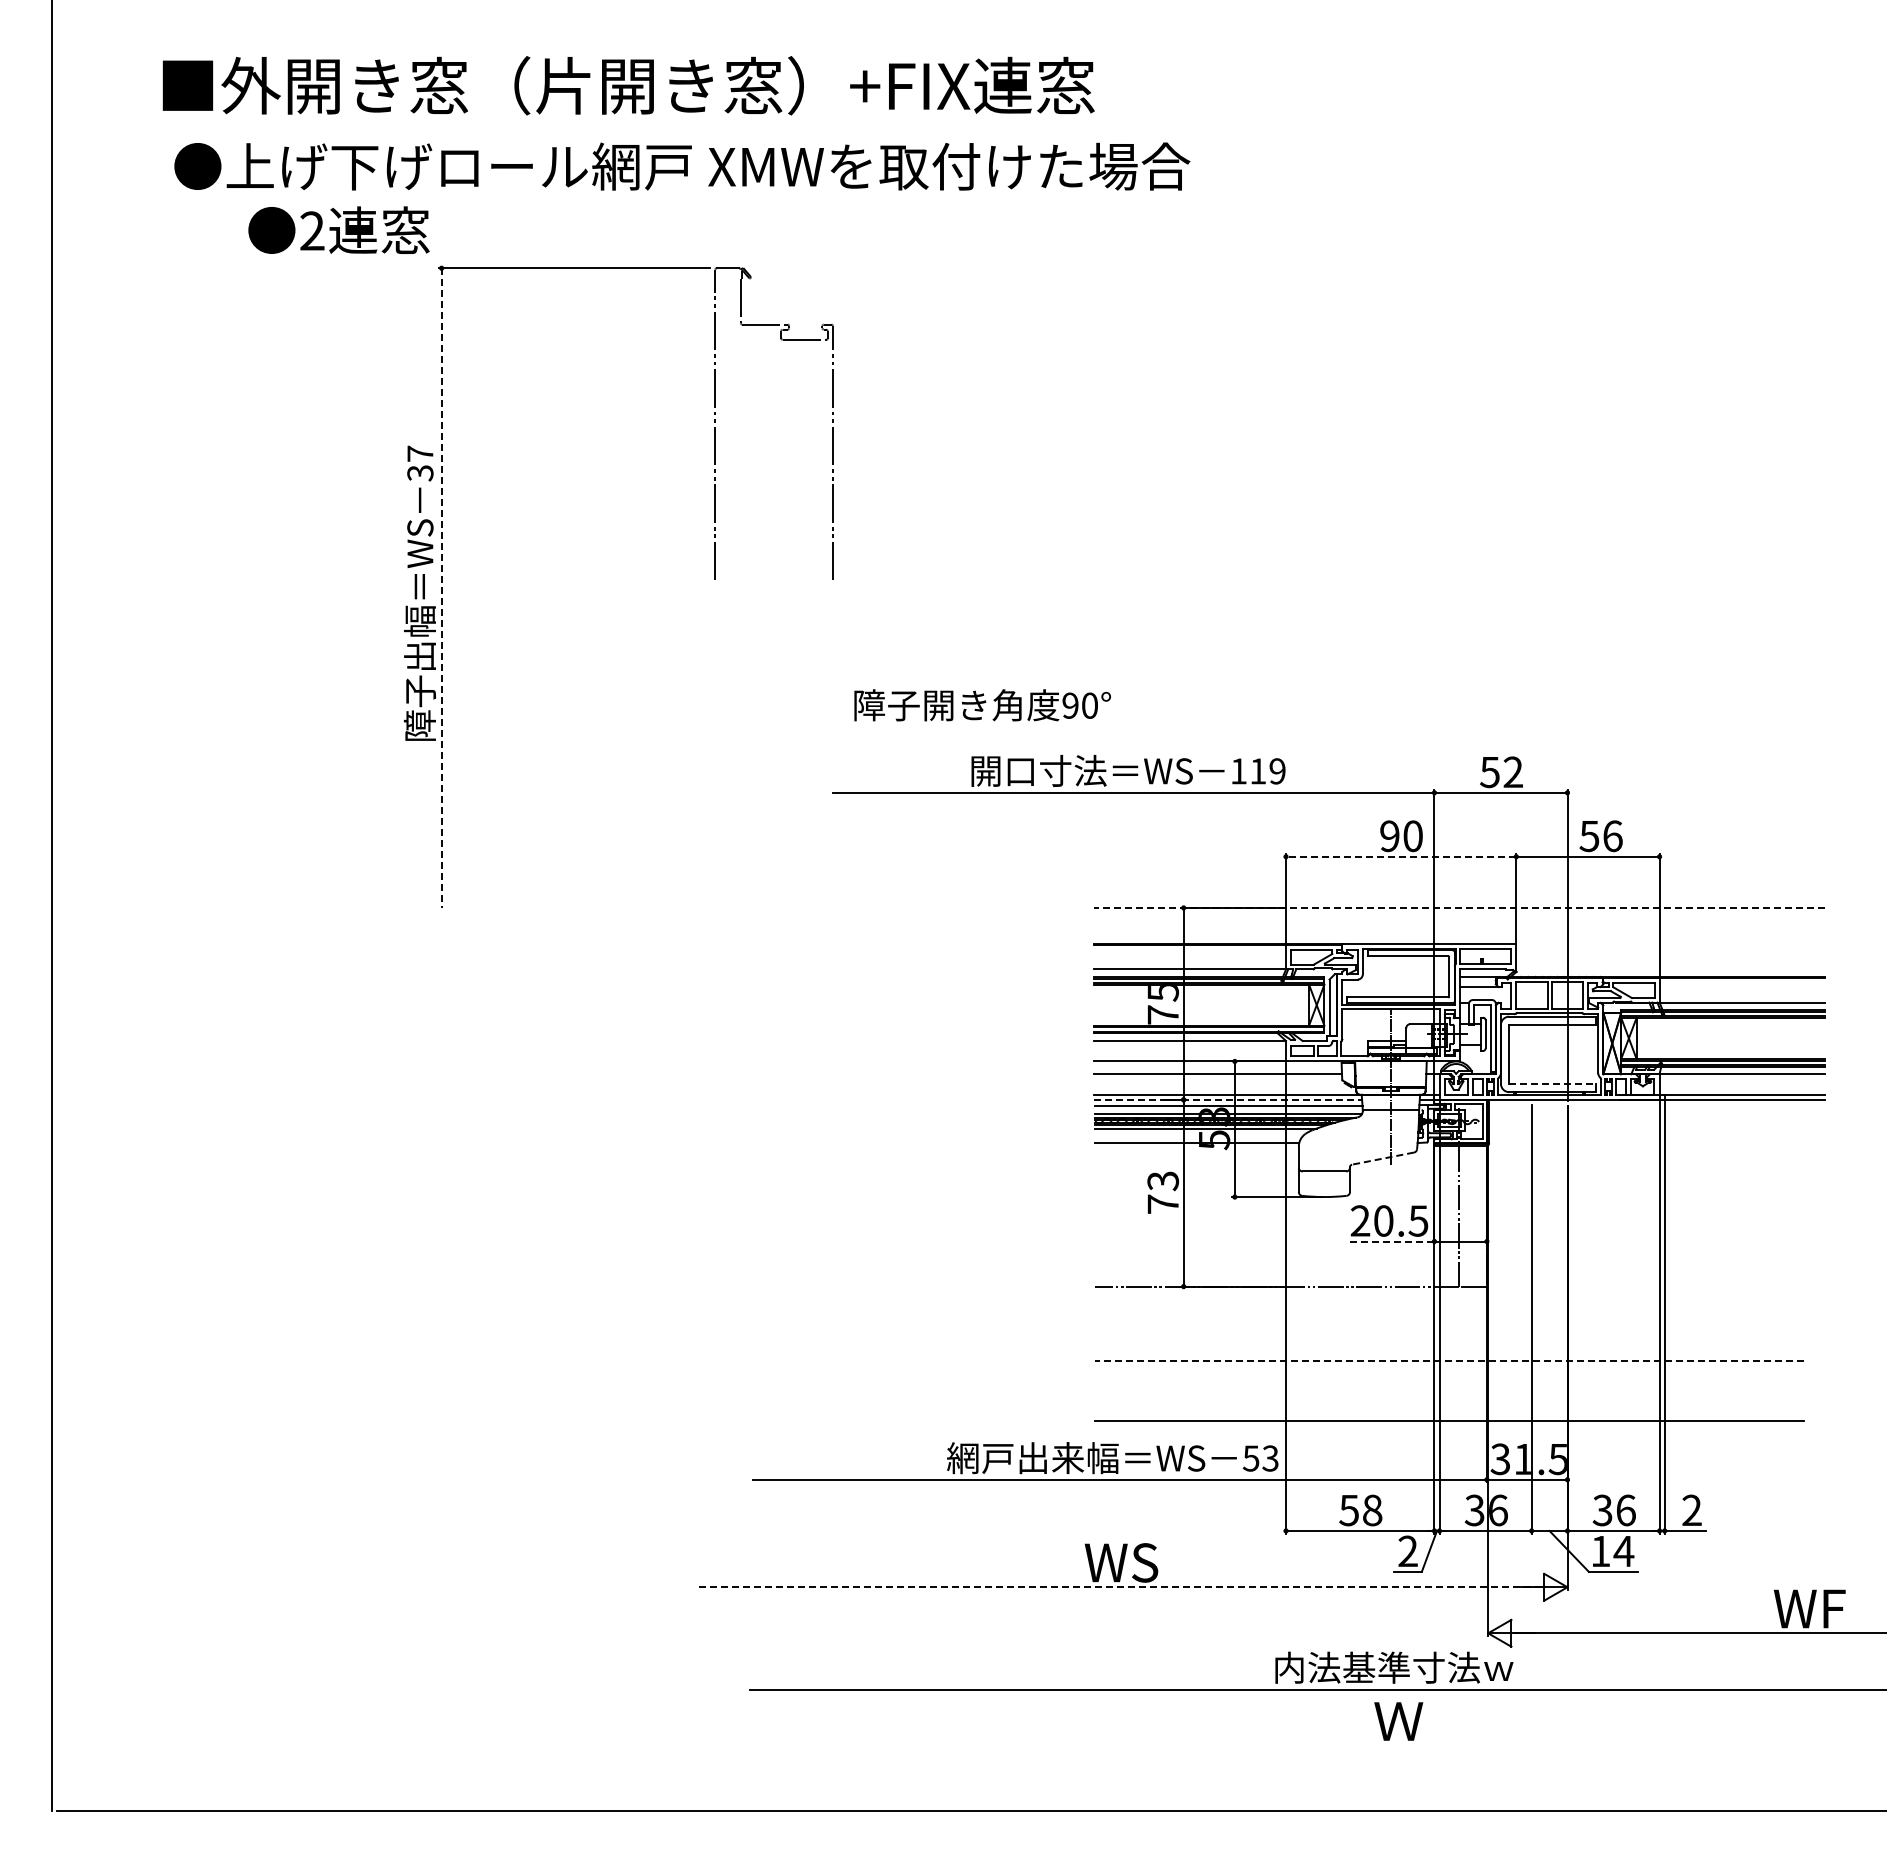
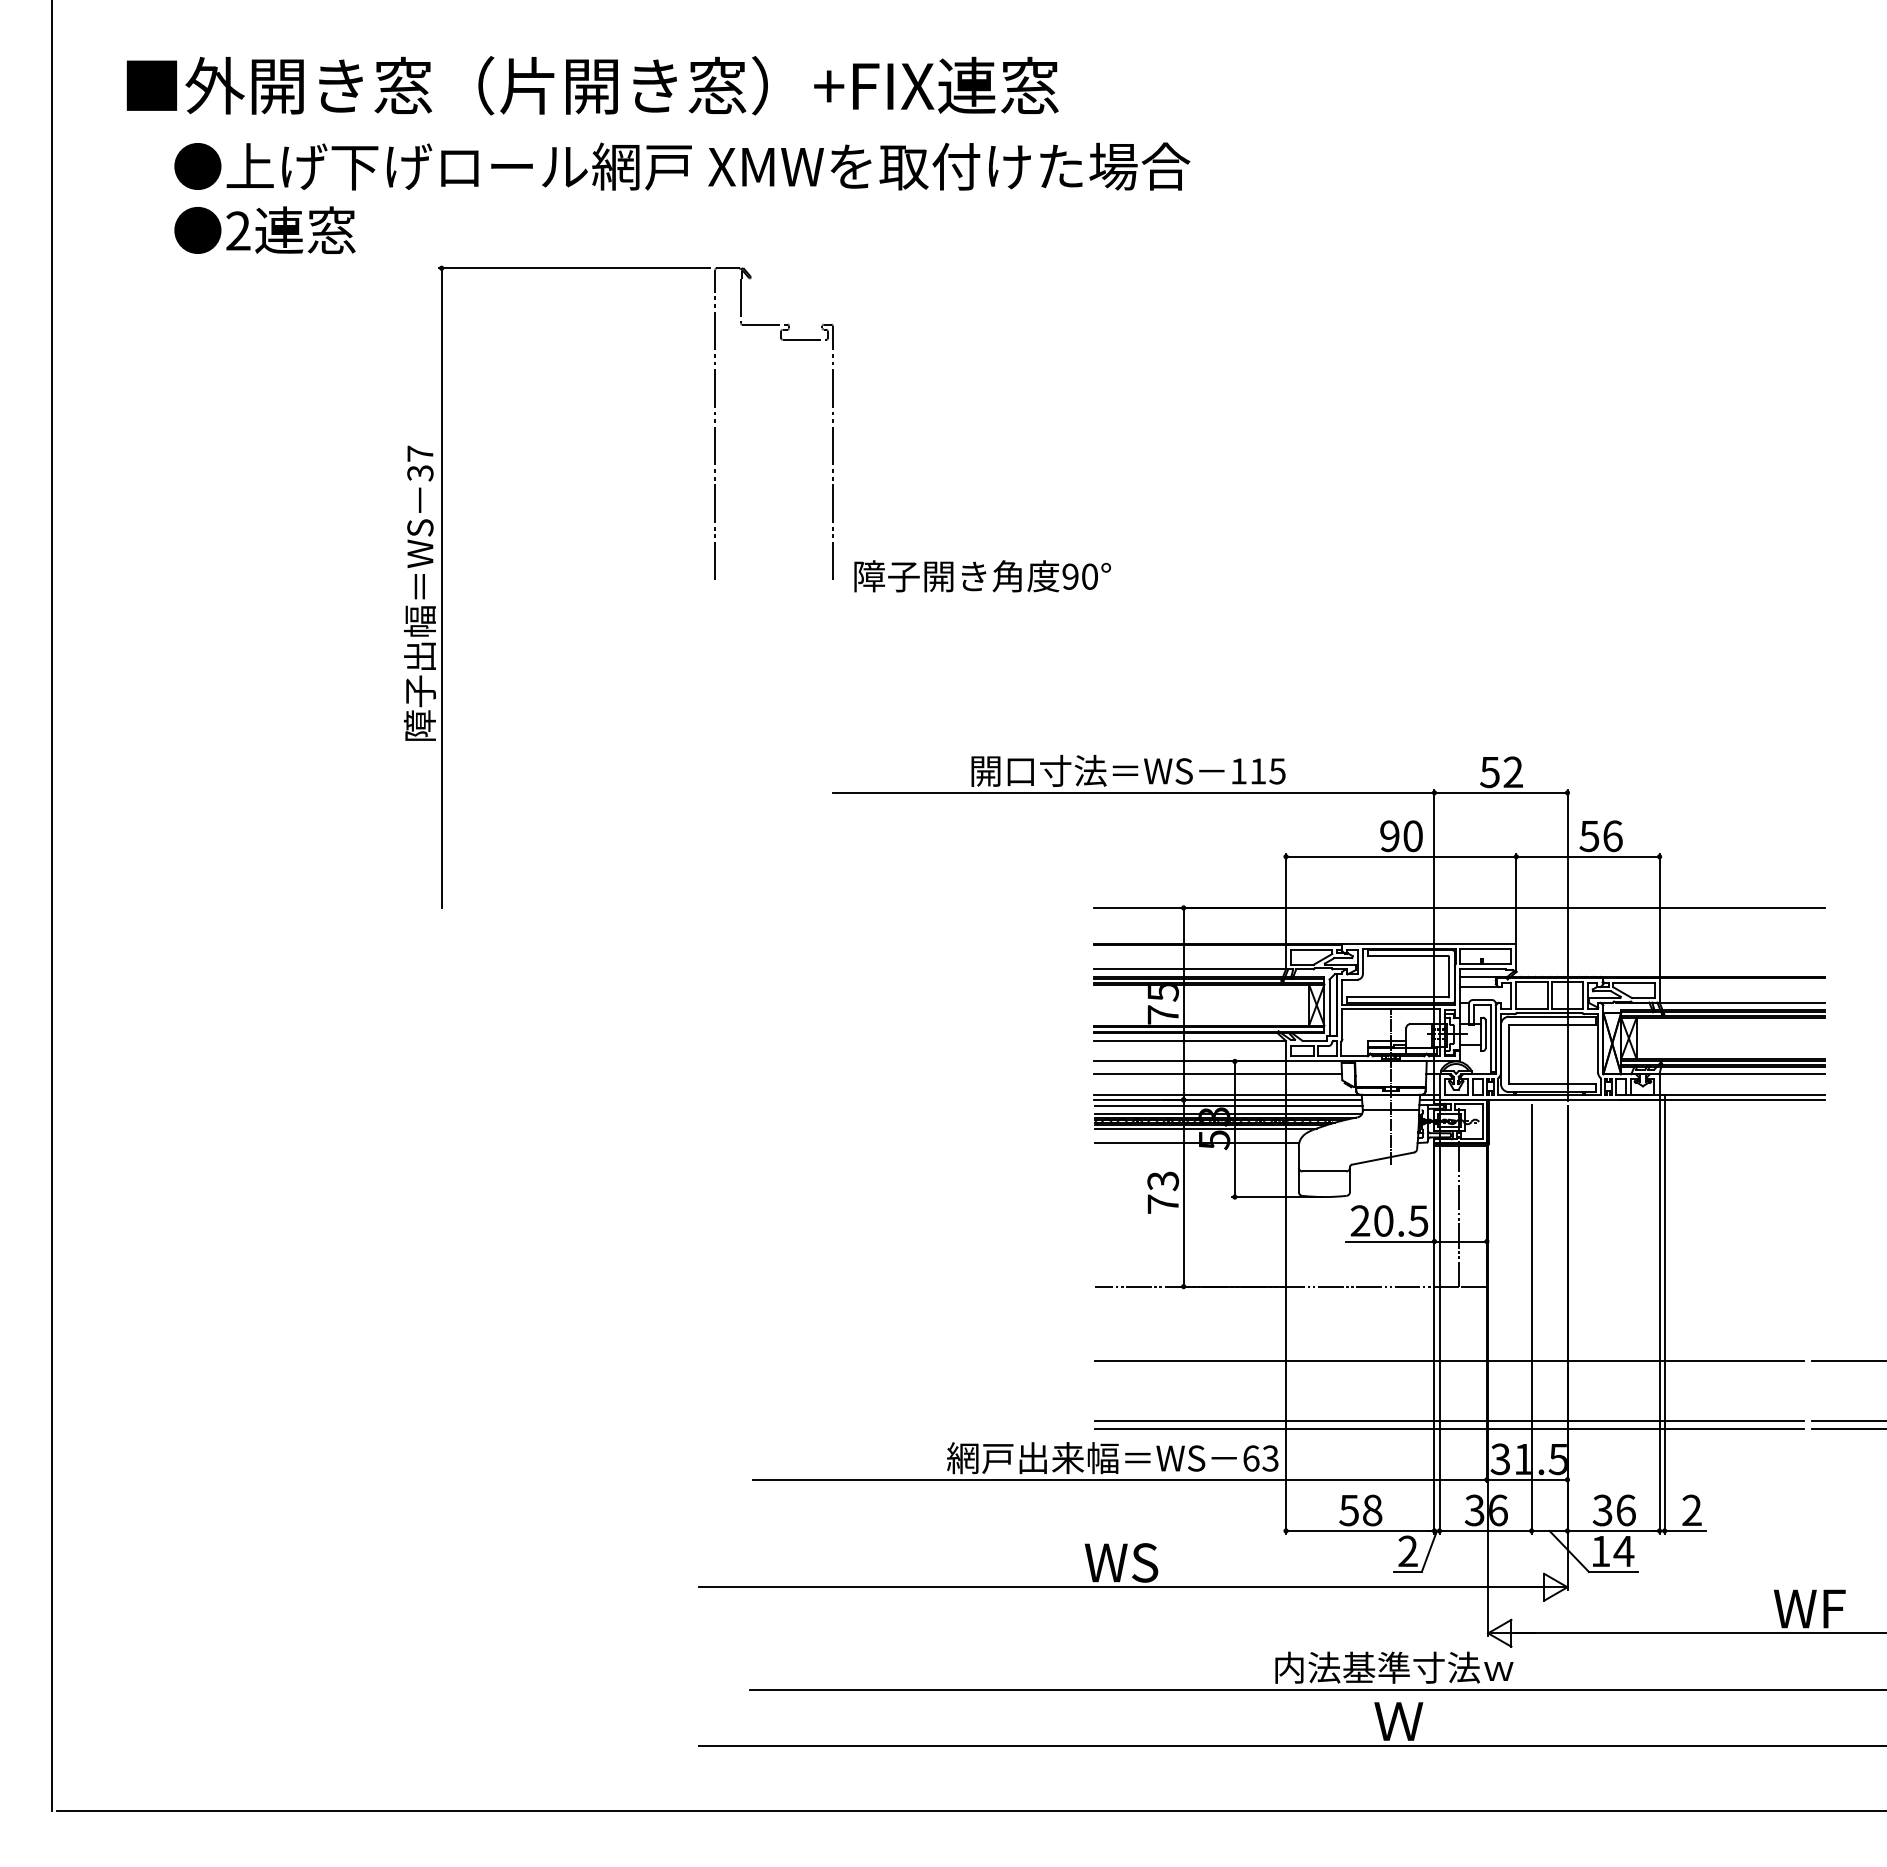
text position: (628, 85) -> (592, 85) (592, 85)
text position: (338, 229) -> (264, 229) (264, 229)
line: dashed -> solid (441, 588)
text position: (982, 705) -> (982, 576) (982, 576)
text: 119 -> 115 (1277, 771)
line: dashed -> solid (1400, 856)
line: dashed -> solid (1458, 907)
line: dashed -> solid (1552, 1083)
line: dashed -> solid (1228, 1099)
line: dashed -> solid (1383, 1158)
line: dashed -> solid (1389, 1241)
line: dashed -> solid (1449, 1360)
line: none -> present (1847, 1360)
line: none -> present (1847, 1420)
line: none -> present (1449, 1428)
line: none -> present (1847, 1428)
text: 53 -> 63 (1250, 1458)
line: dashed -> solid (1119, 1587)
line: none -> present (1290, 1745)
